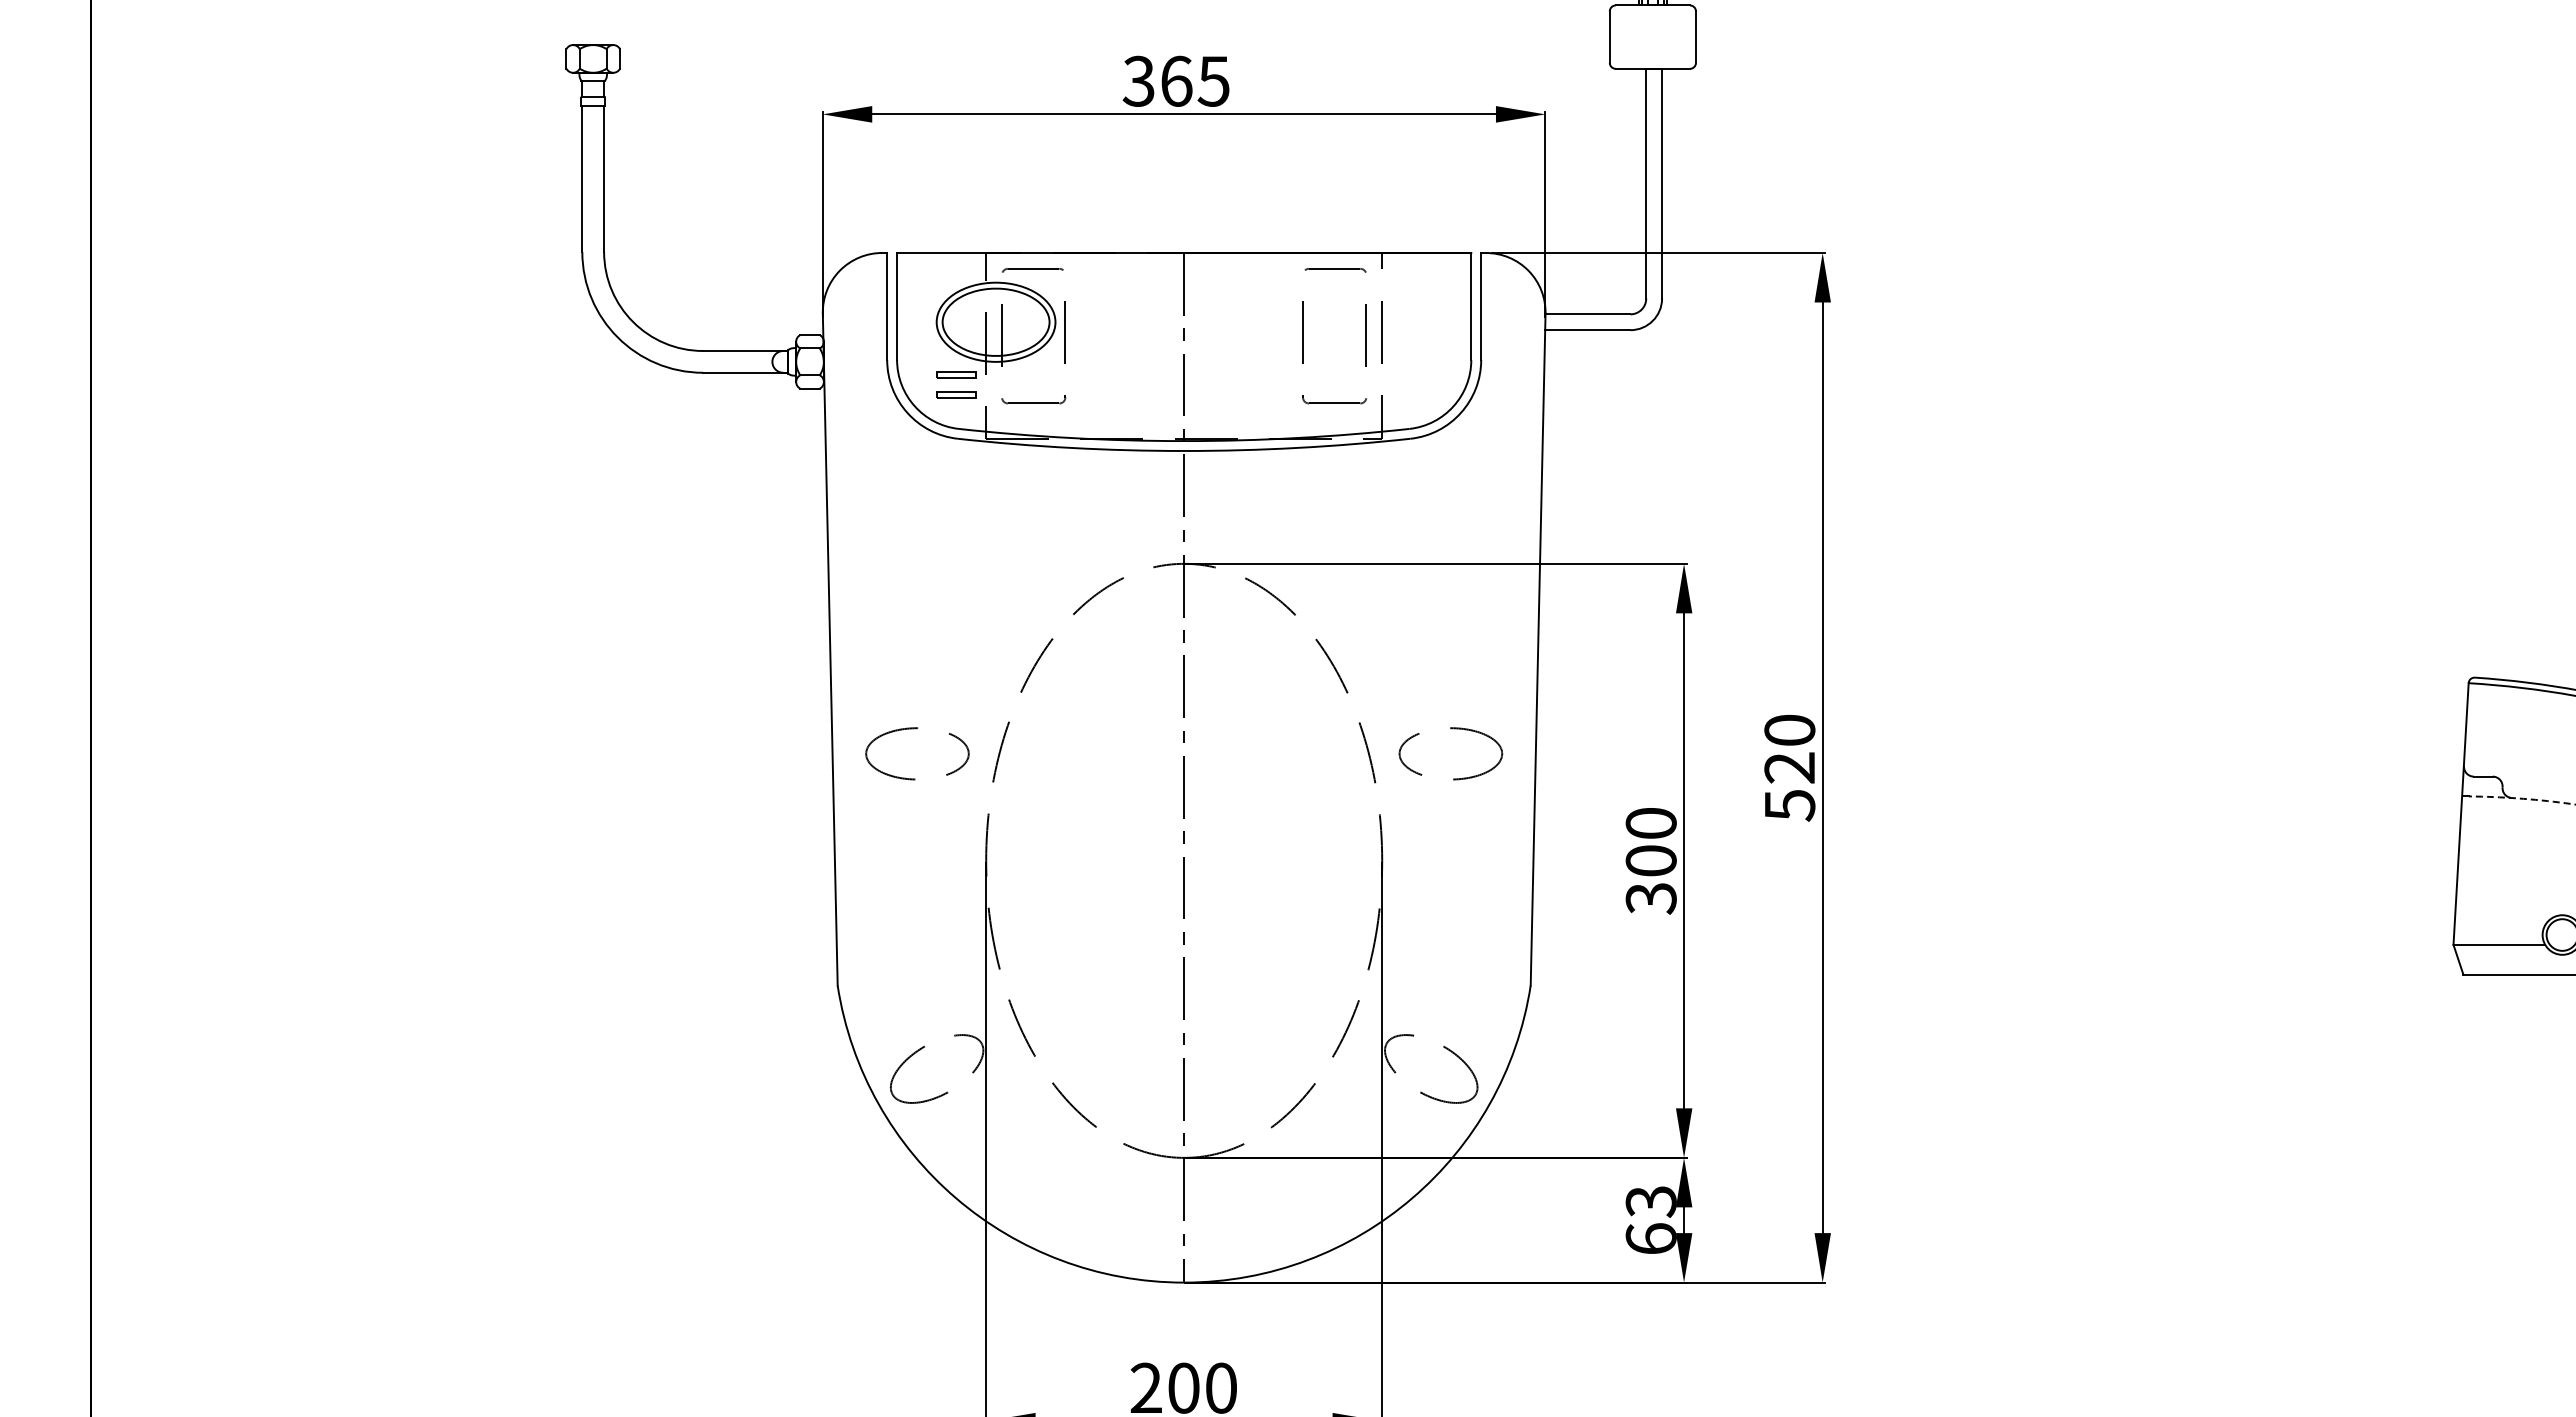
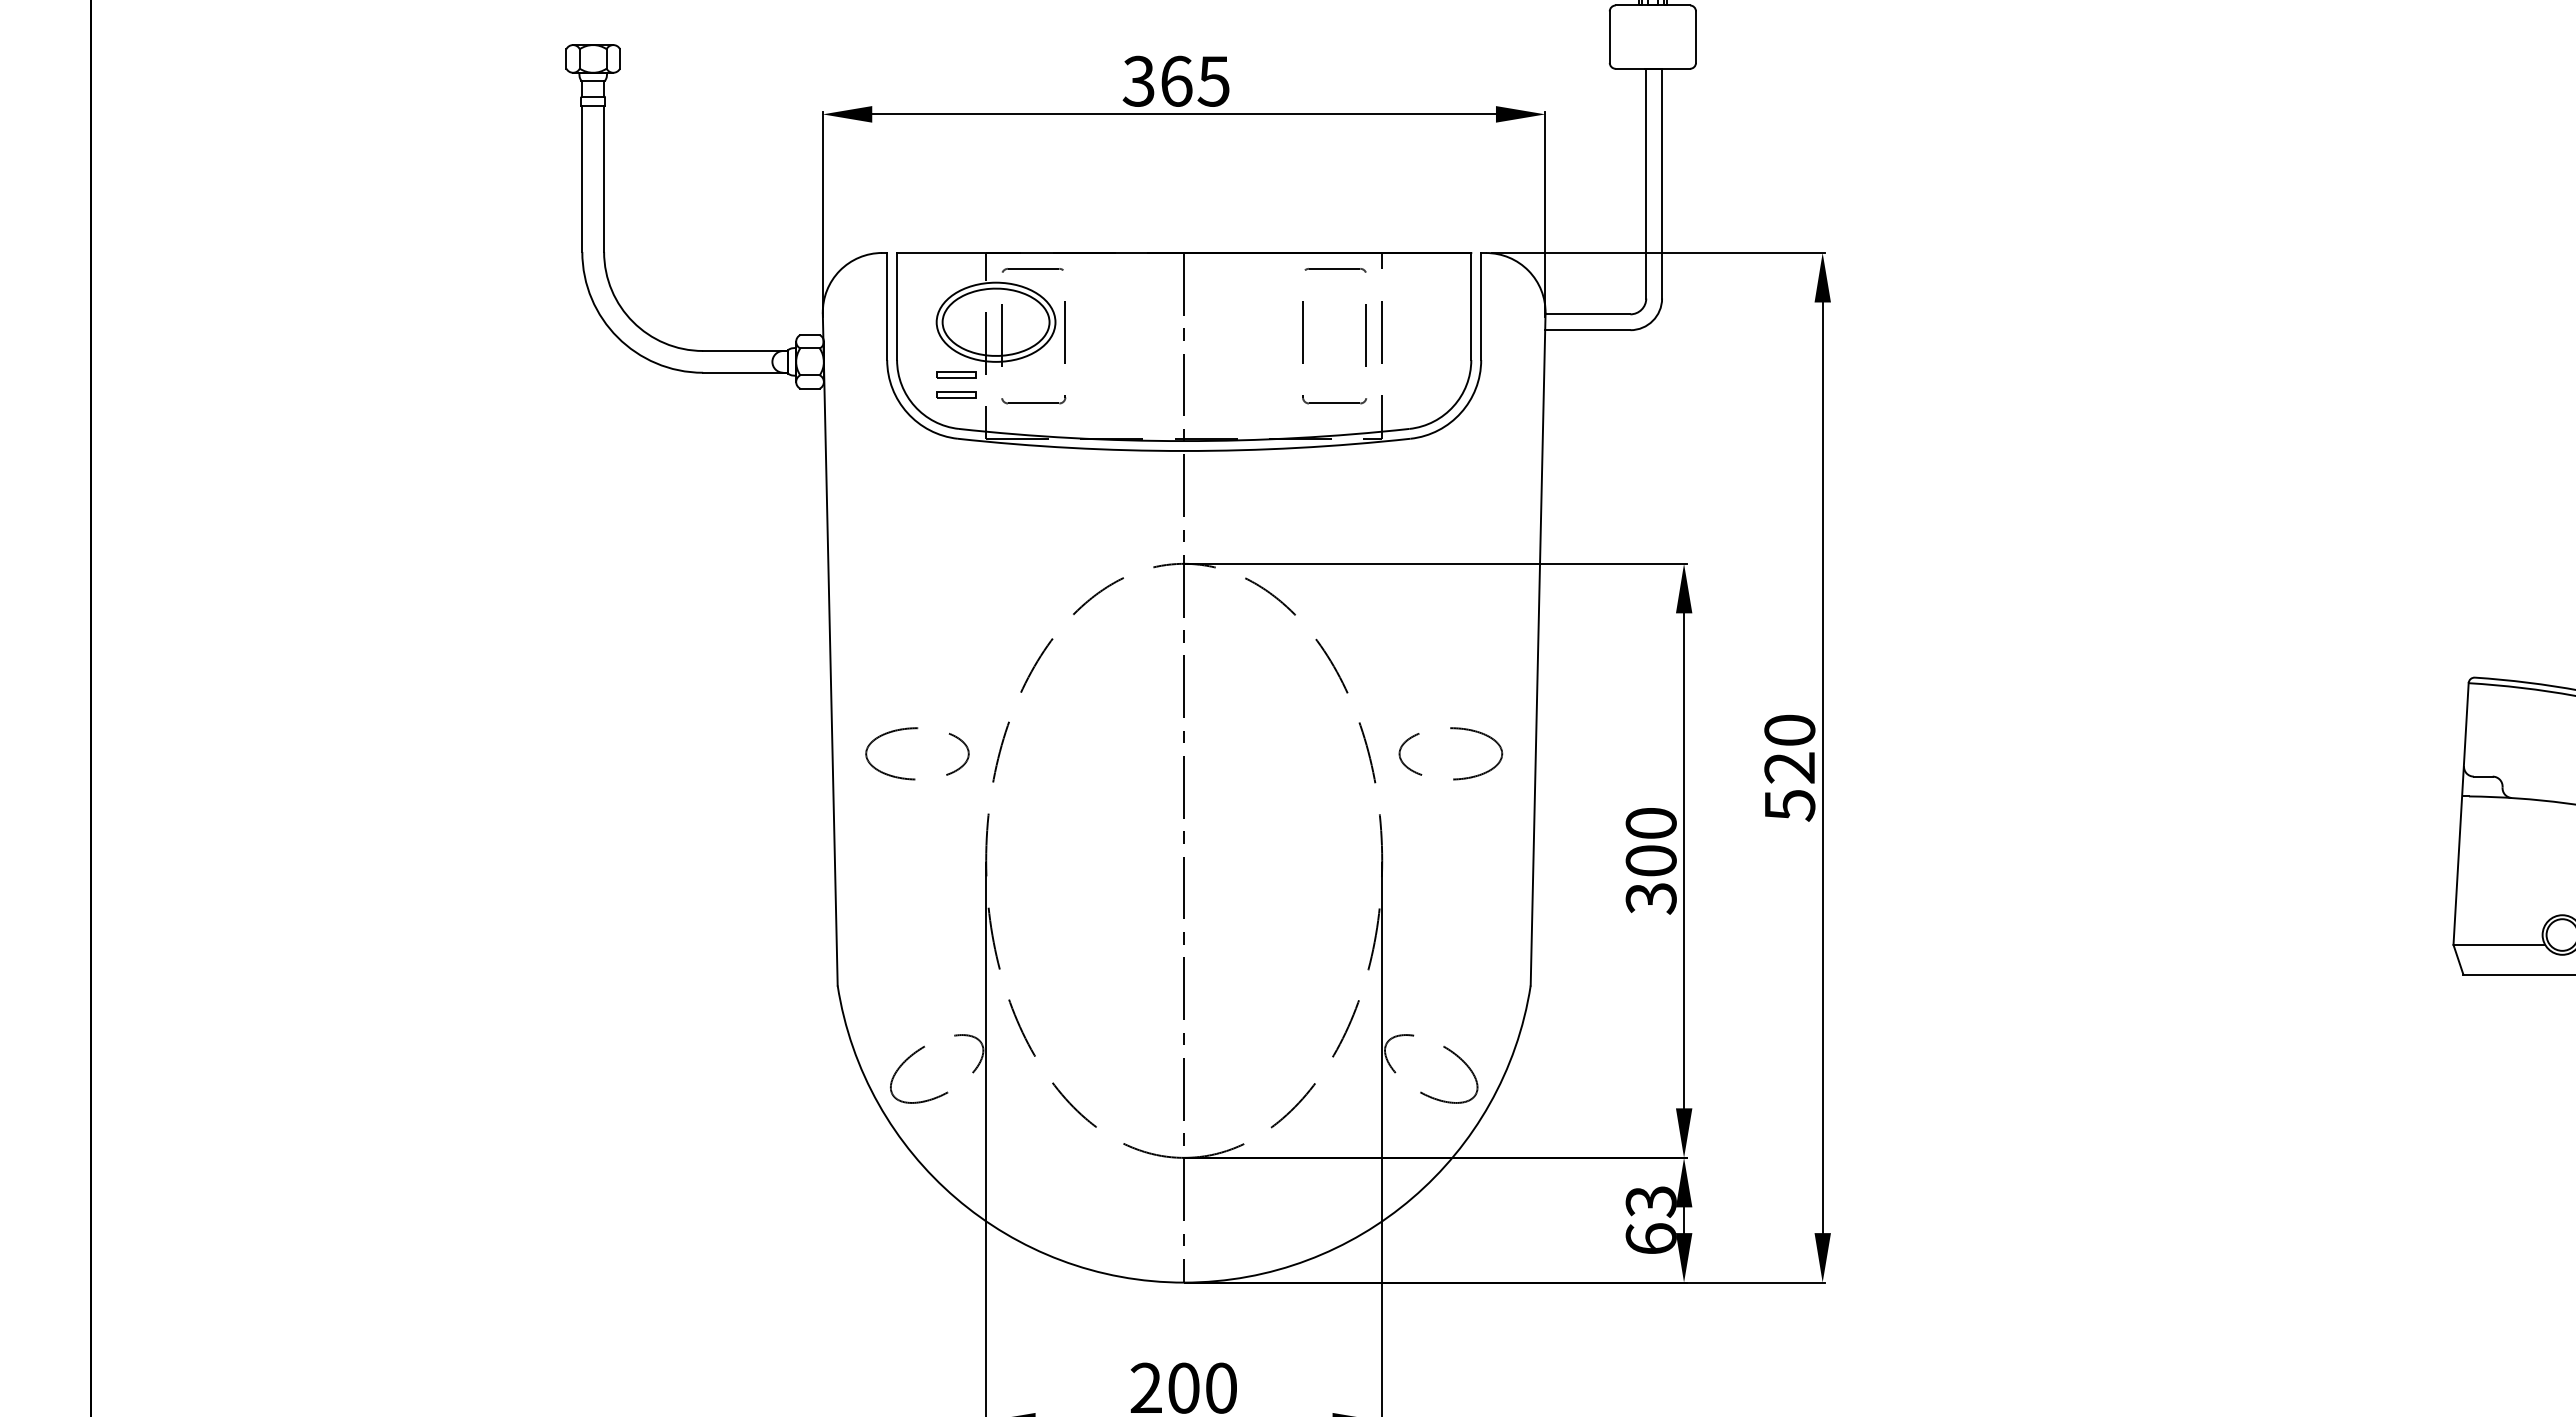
arc: dashed -> solid (2522, 798)
